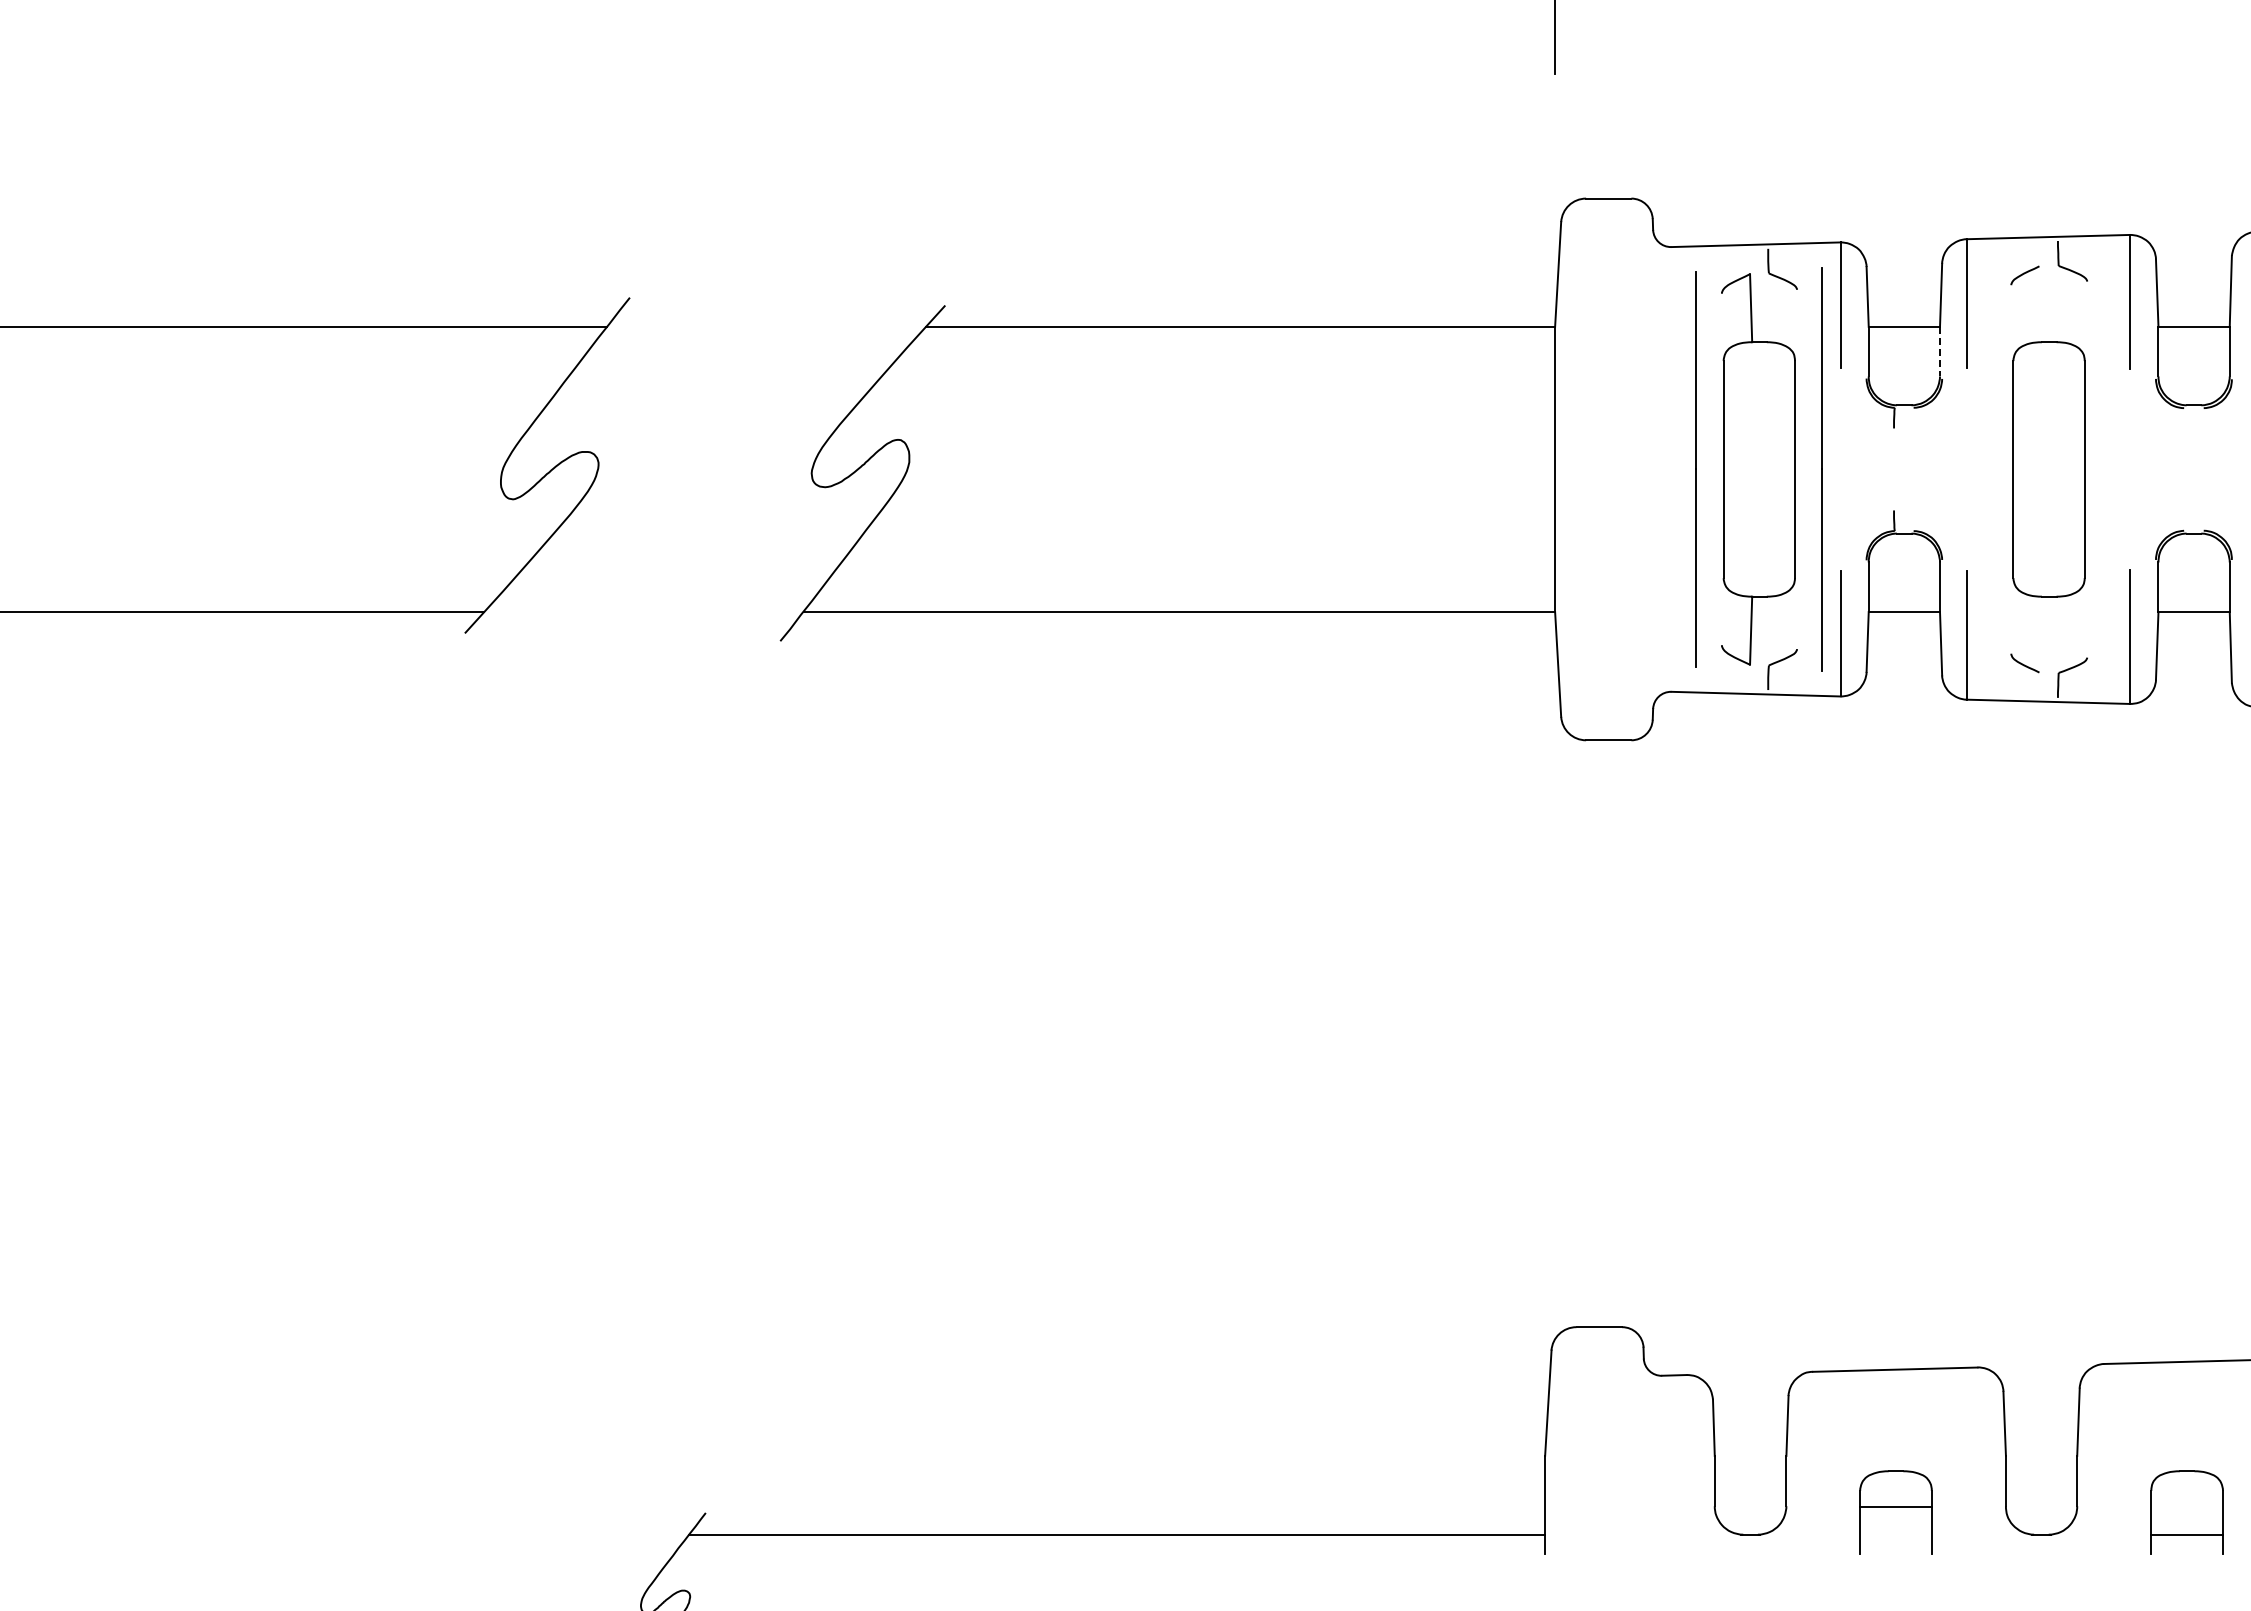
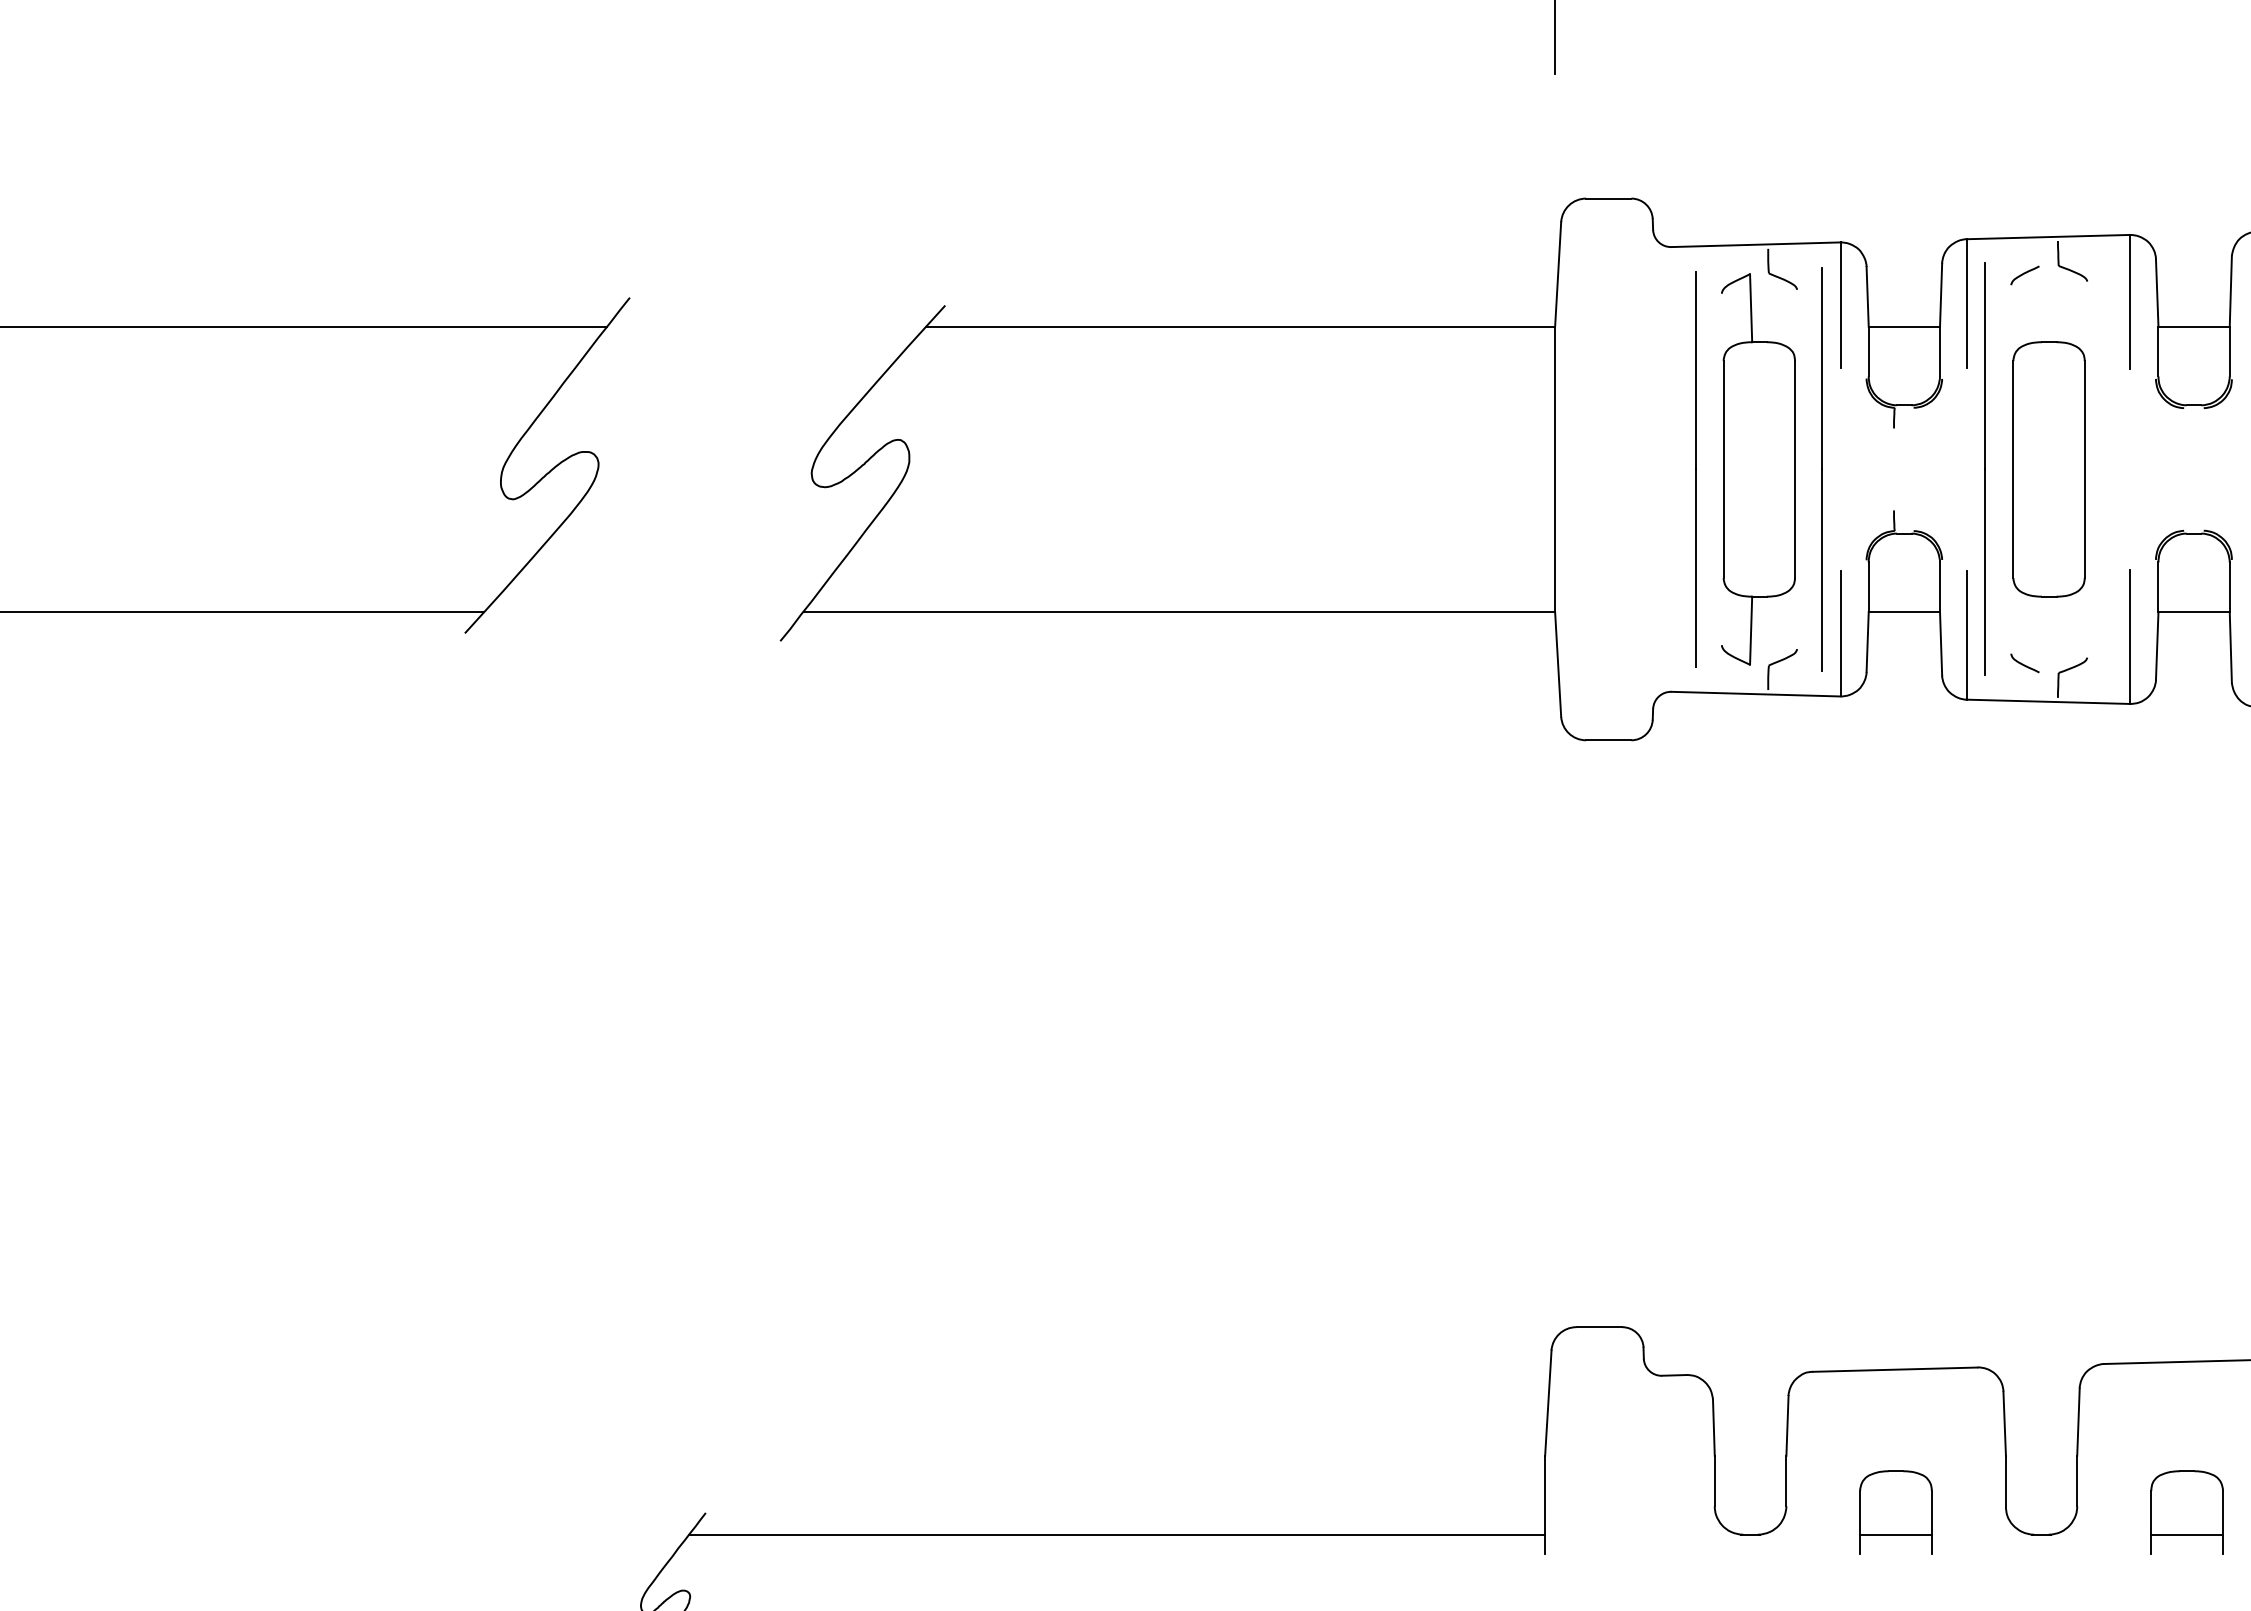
line: dashed -> solid (1940, 351)
line: none -> present (1984, 468)
line position: (1895, 1507) -> (1895, 1535) (1895, 1535)
